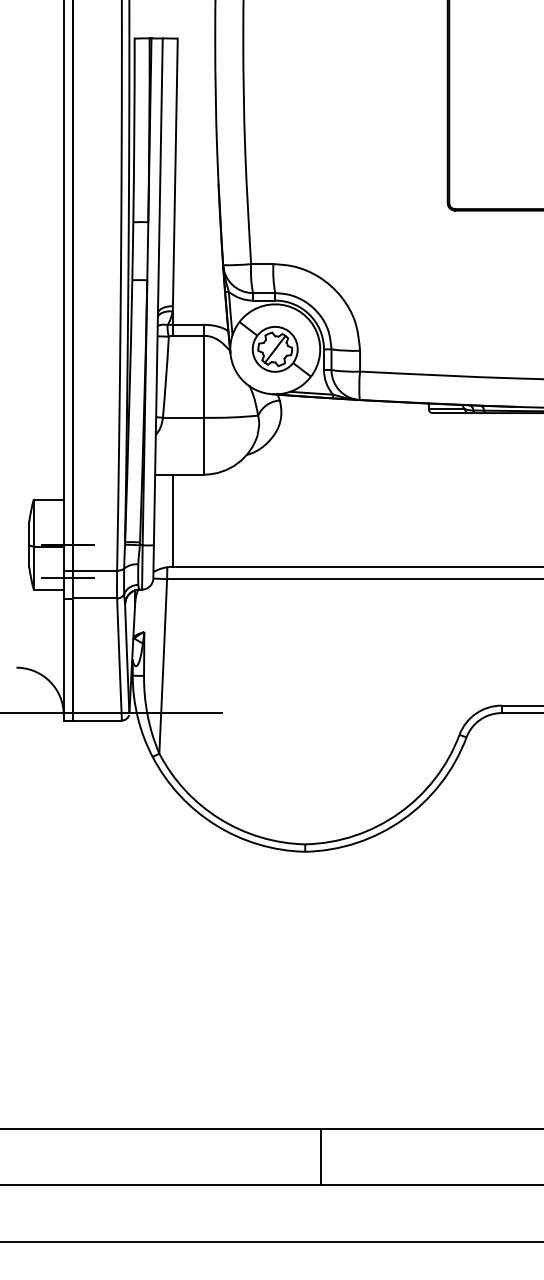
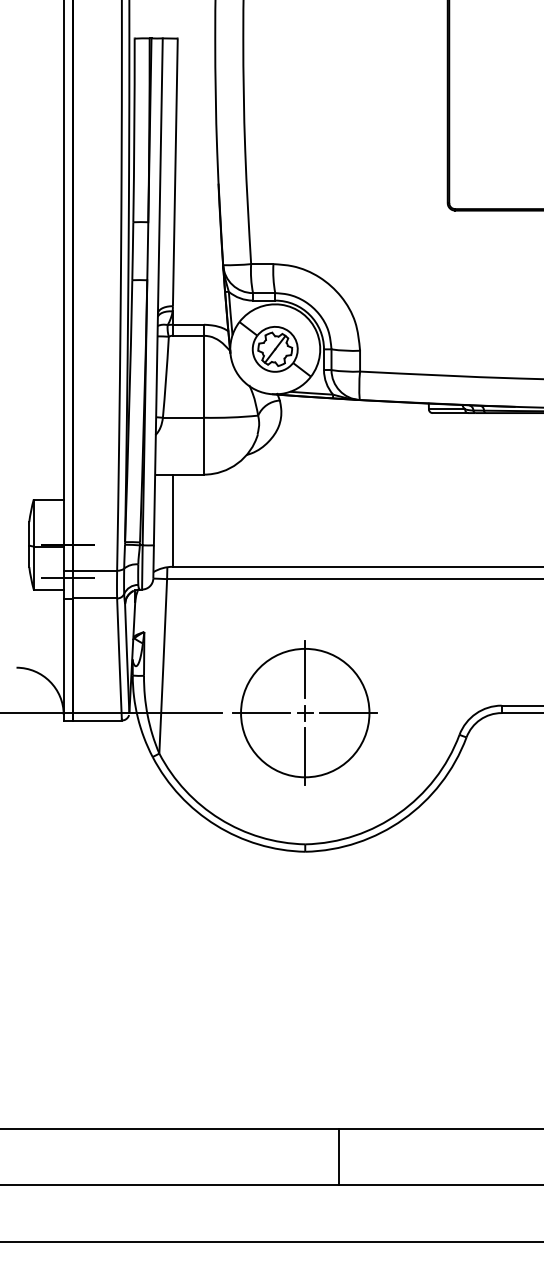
part: none -> present (304, 712)
line position: (320, 1157) -> (338, 1157) (338, 1157)
